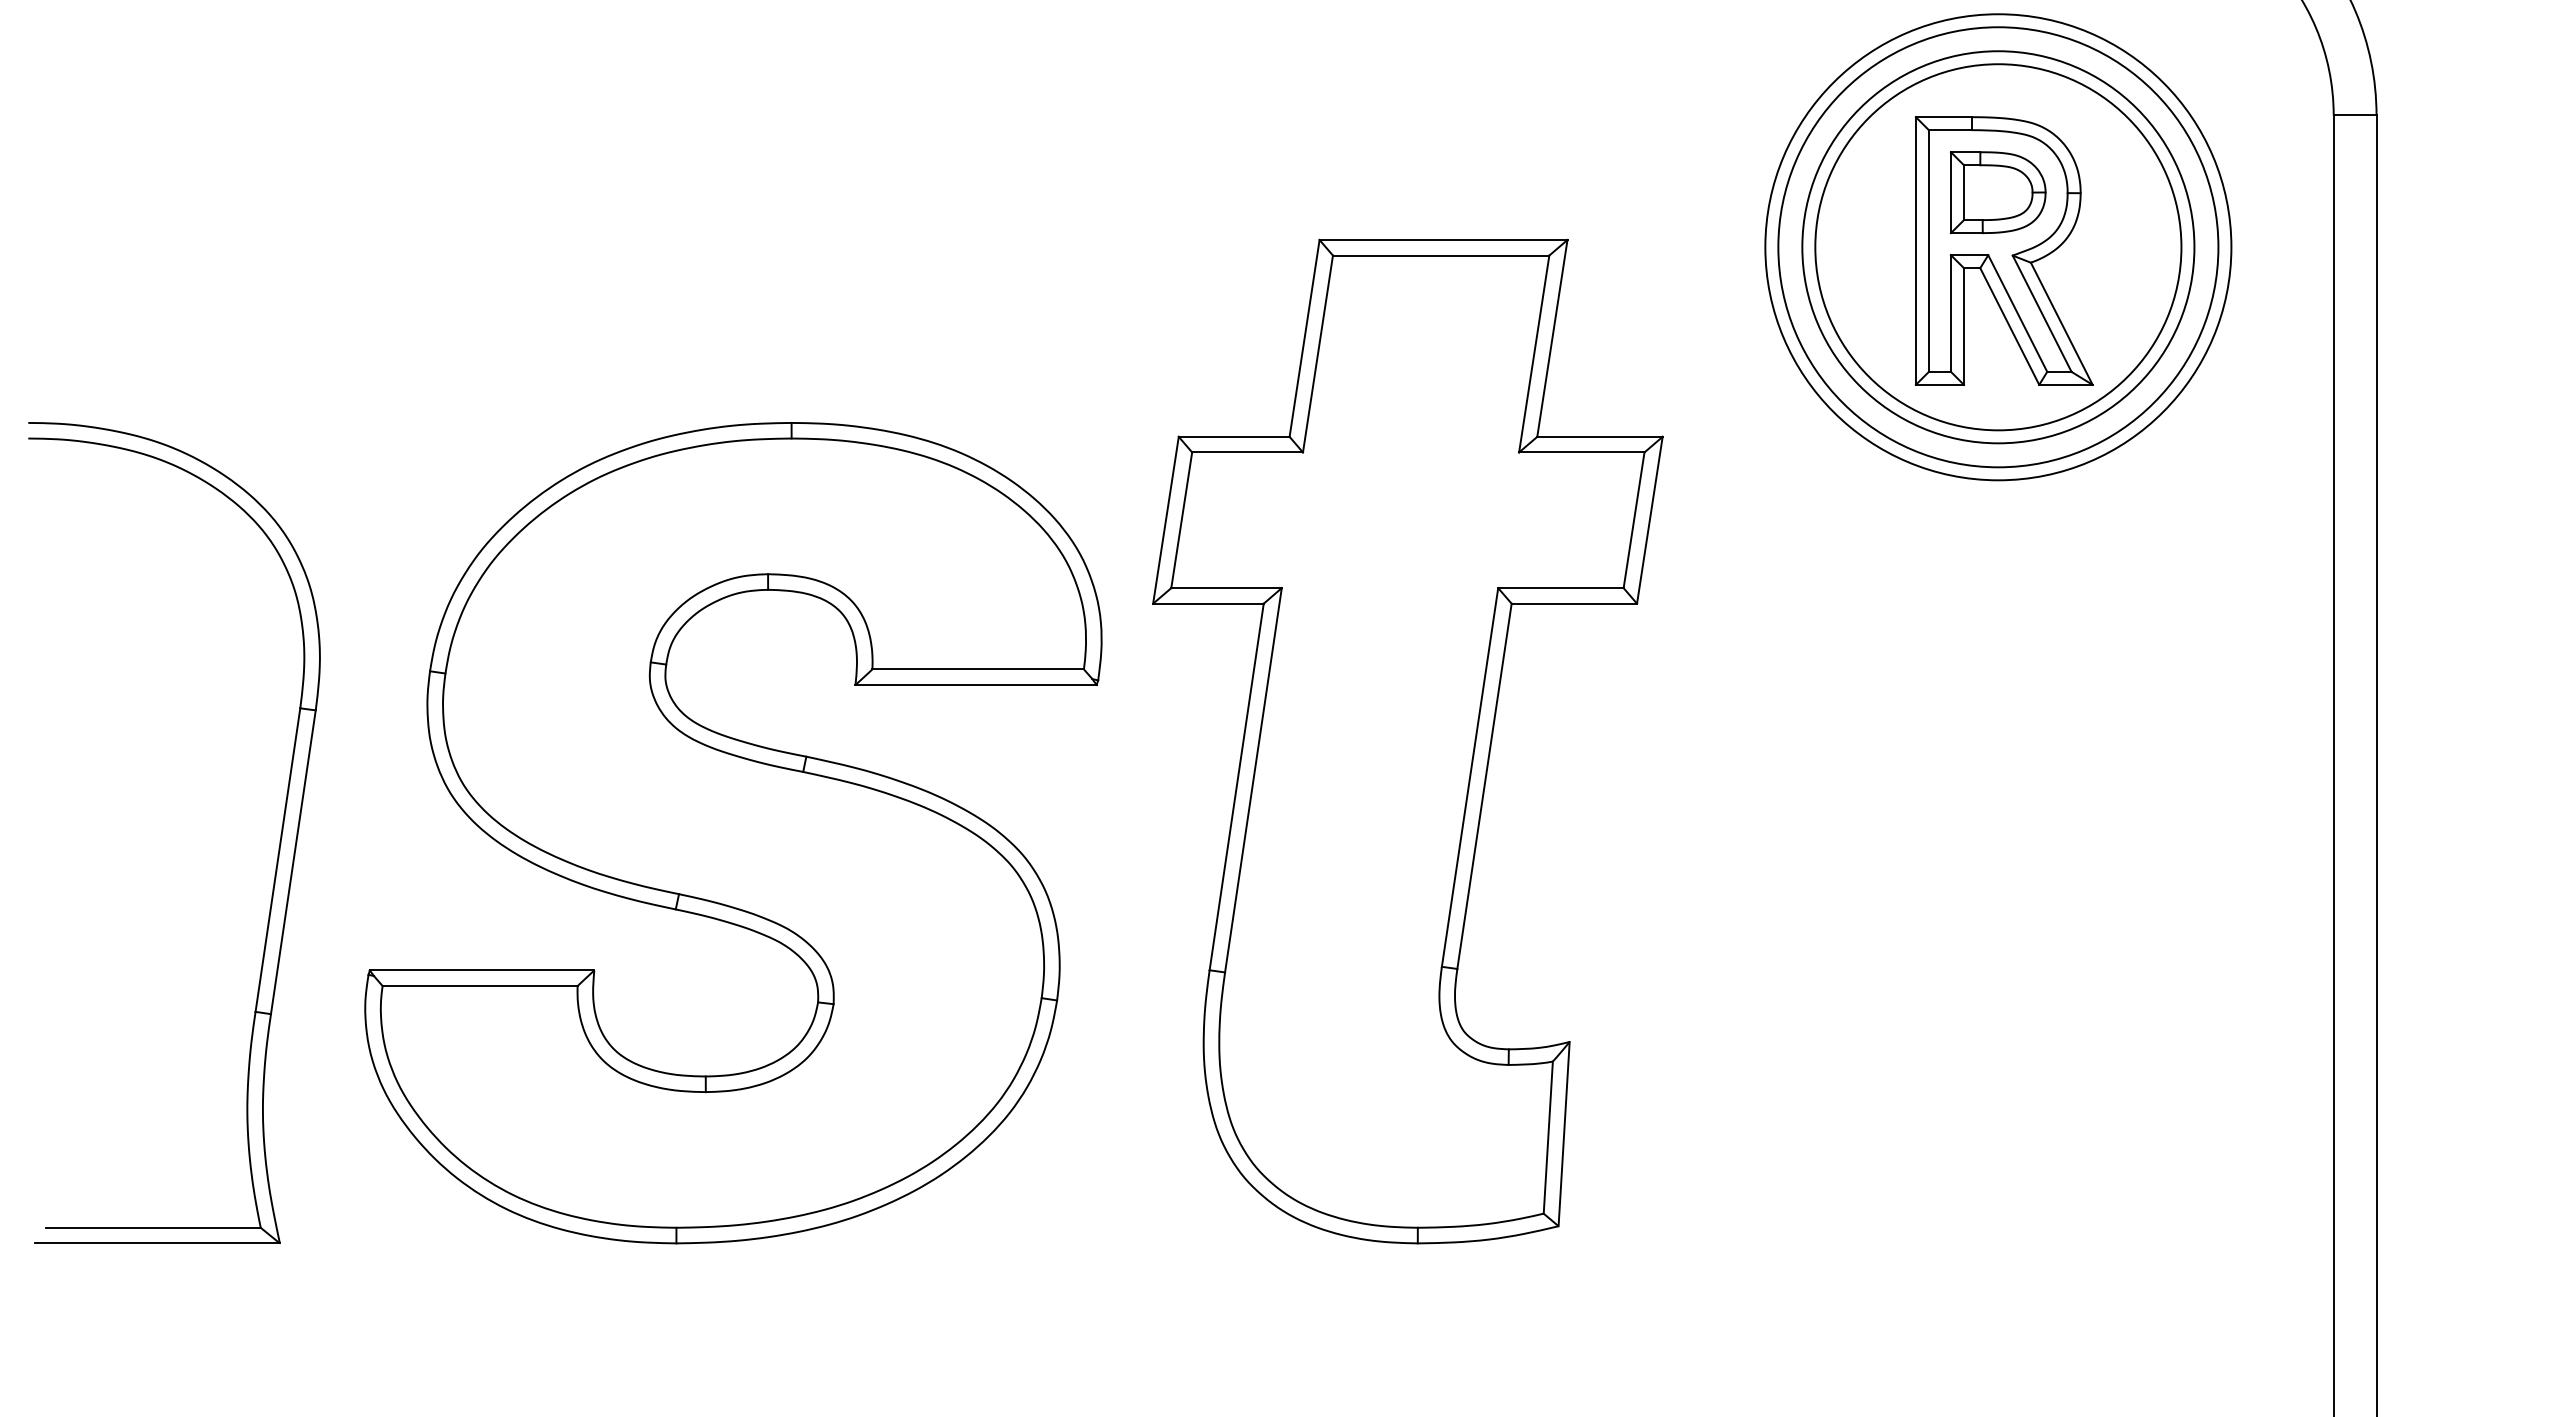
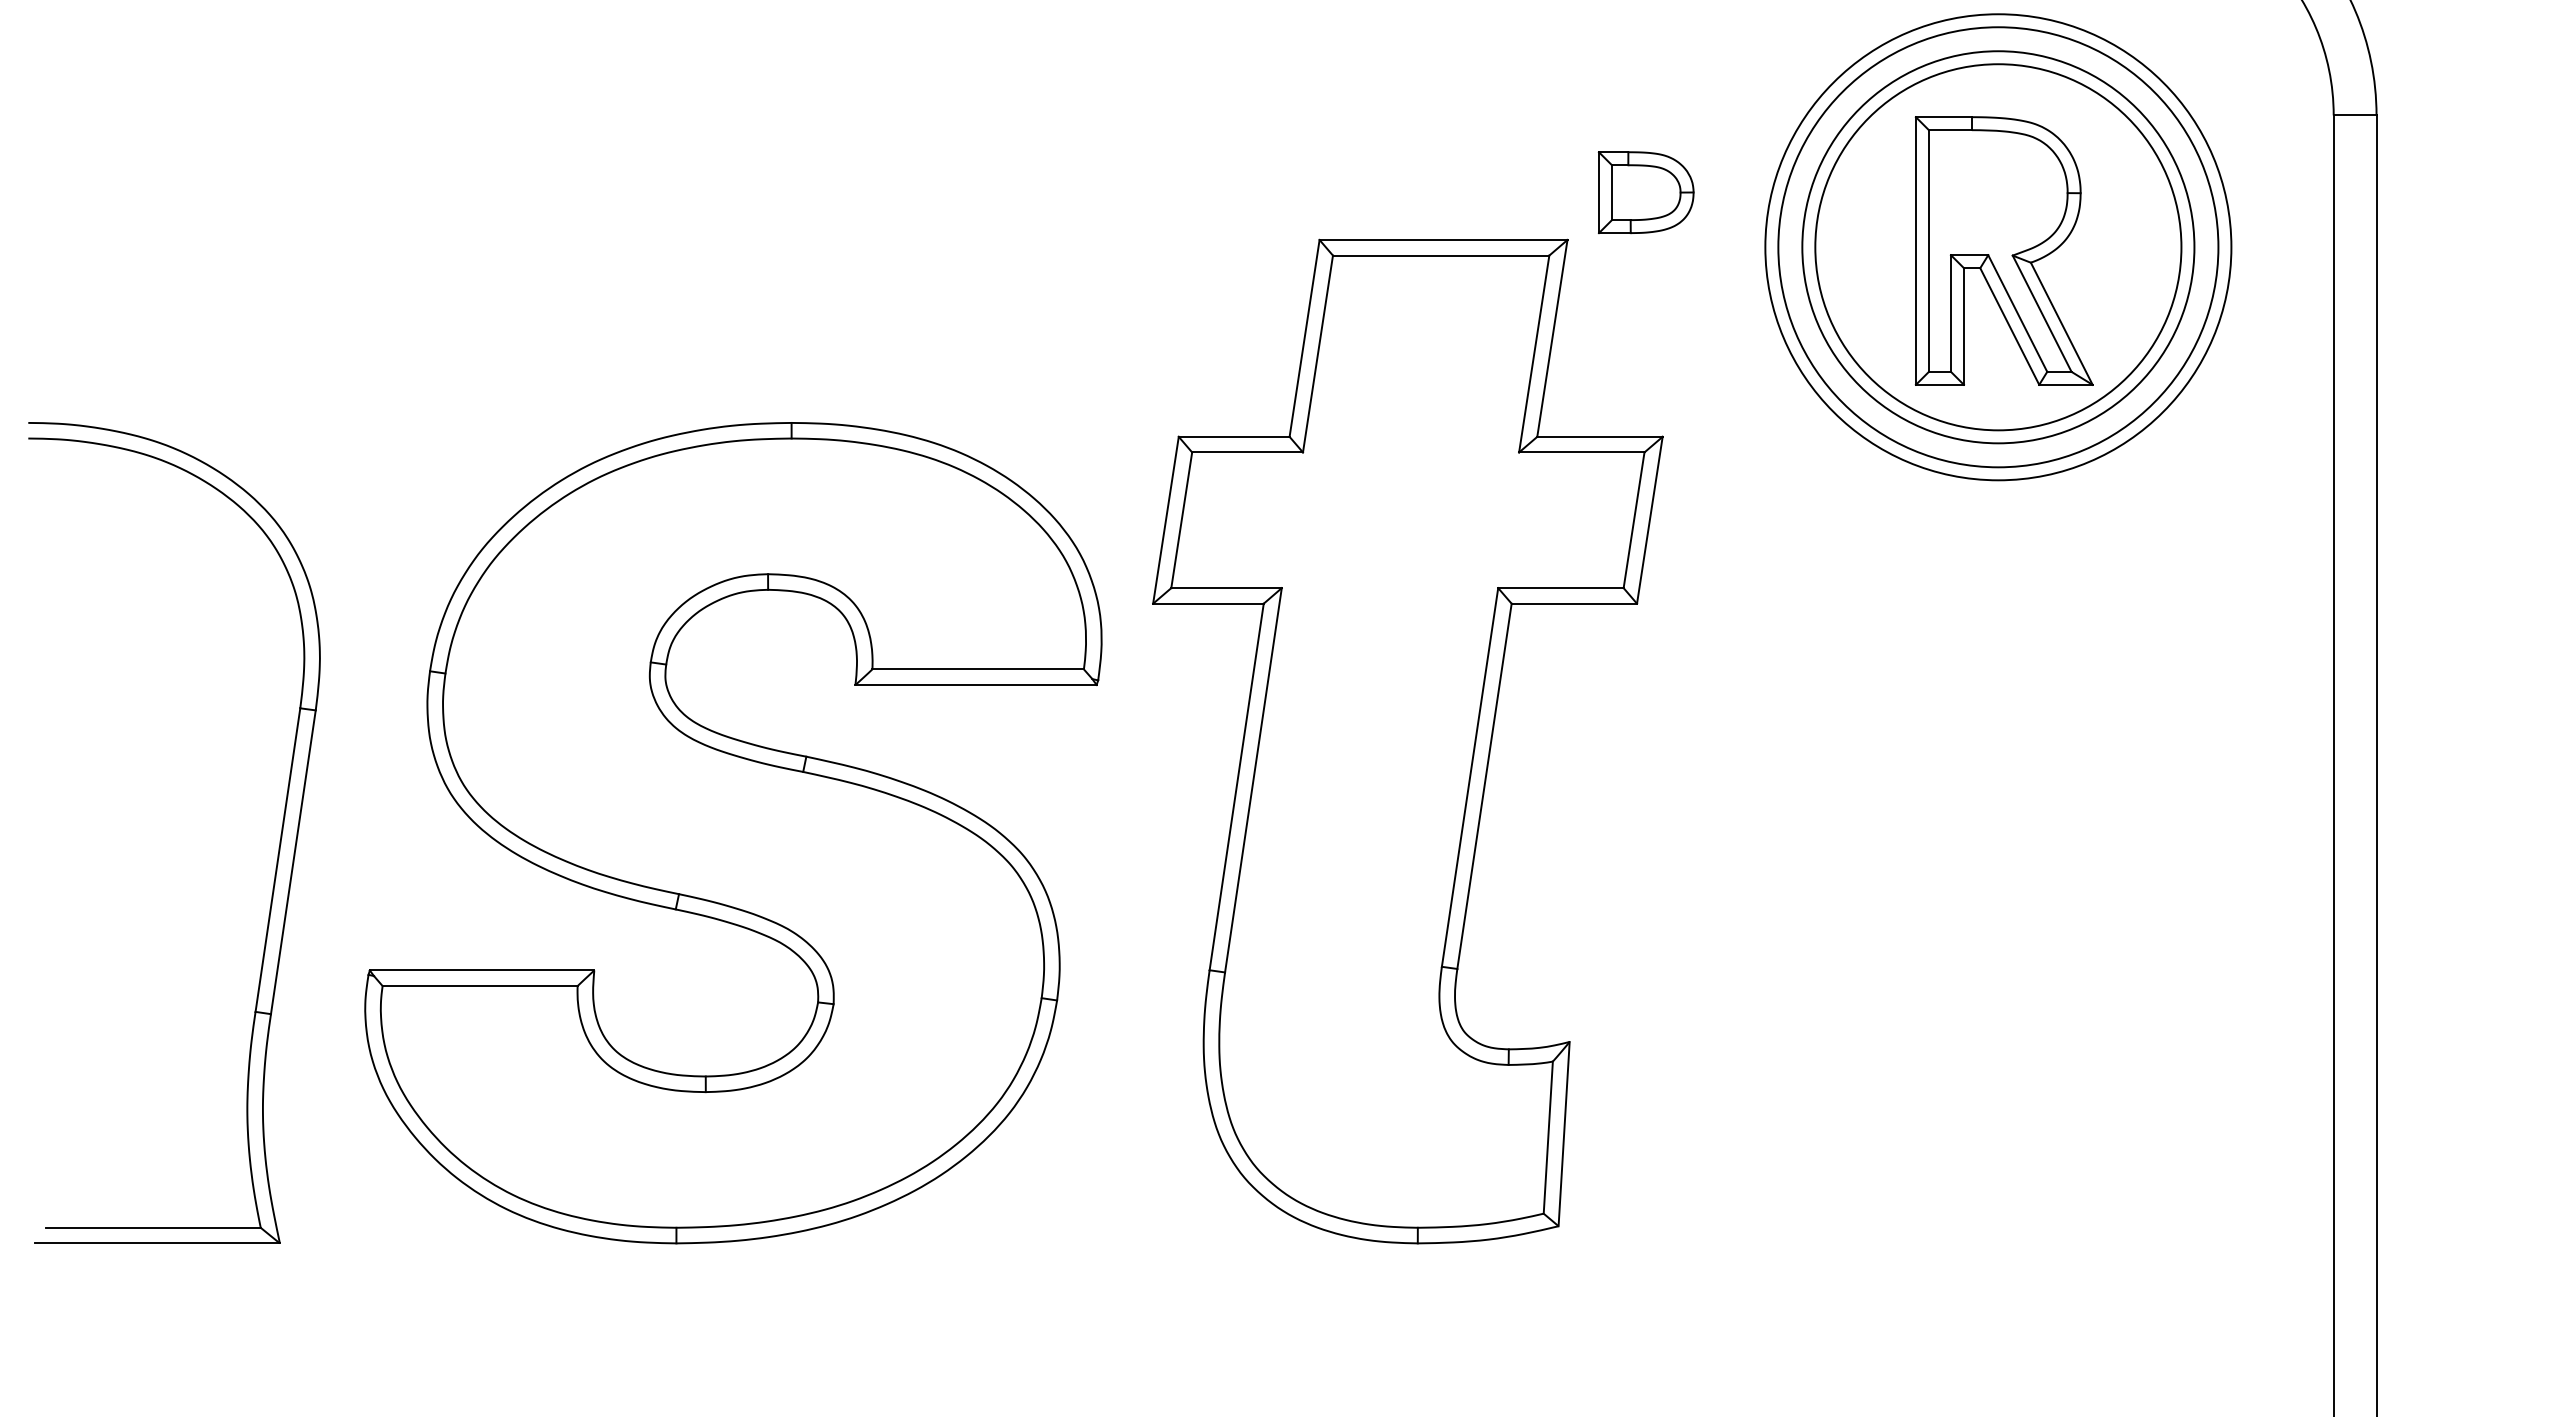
part position: (1997, 192) -> (1645, 192) (1645, 192)
